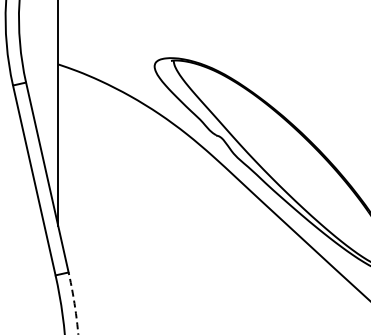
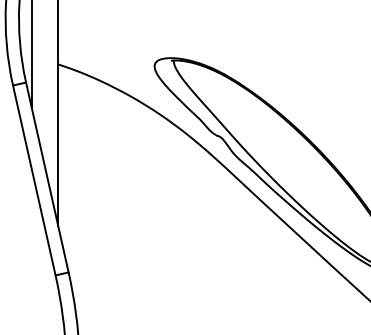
line: none -> present (31, 54)
arc: dashed -> solid (74, 303)
